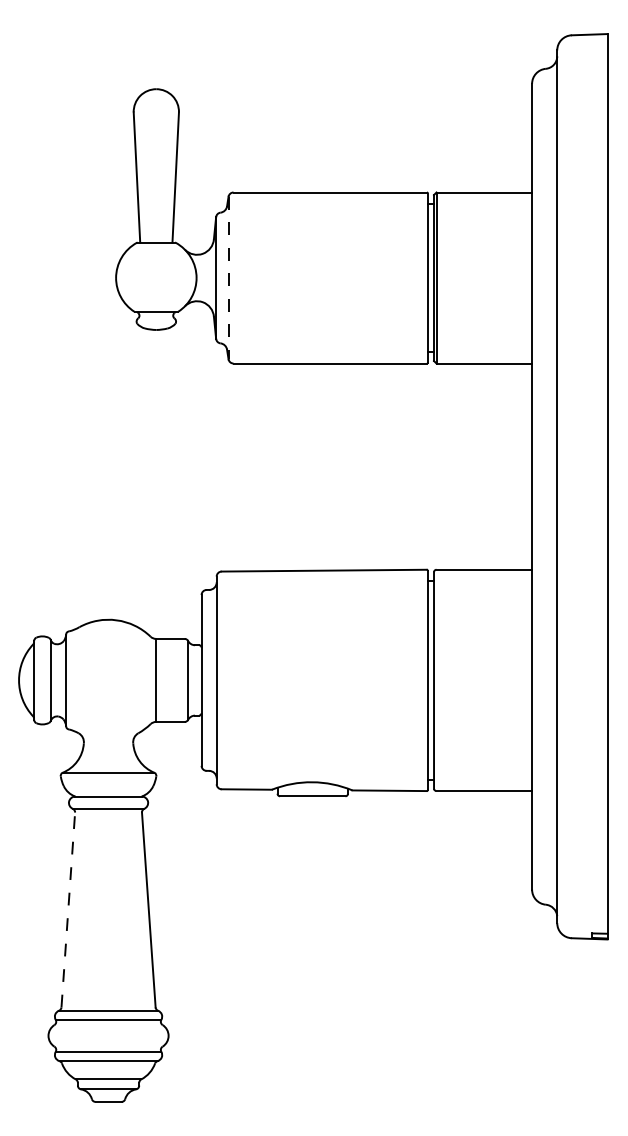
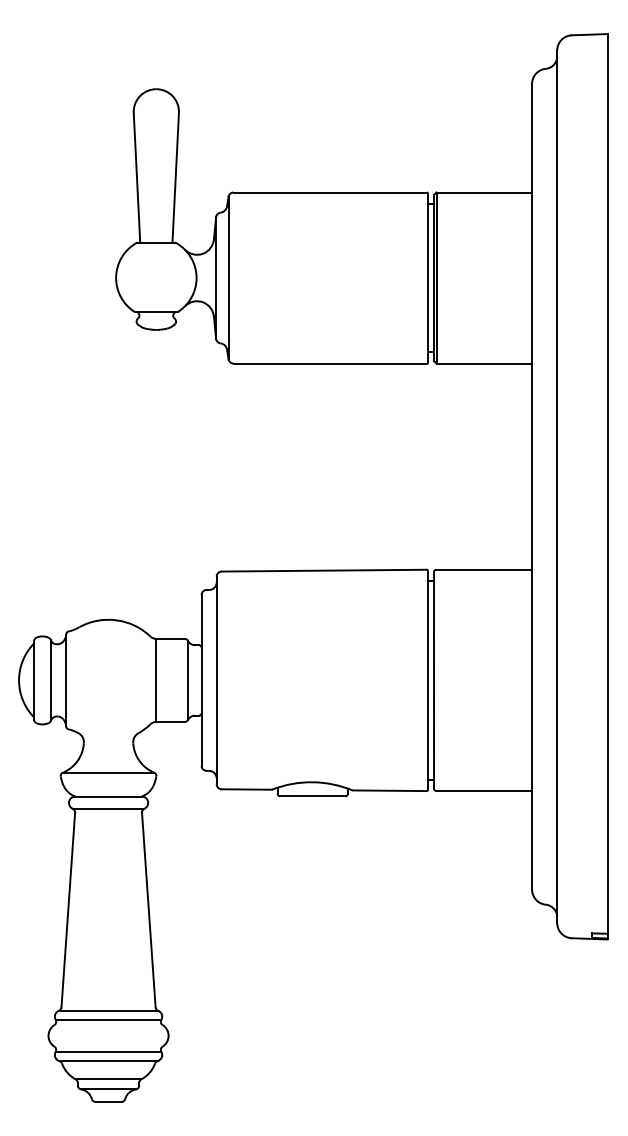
line: dashed -> solid (228, 278)
line: dashed -> solid (68, 910)
